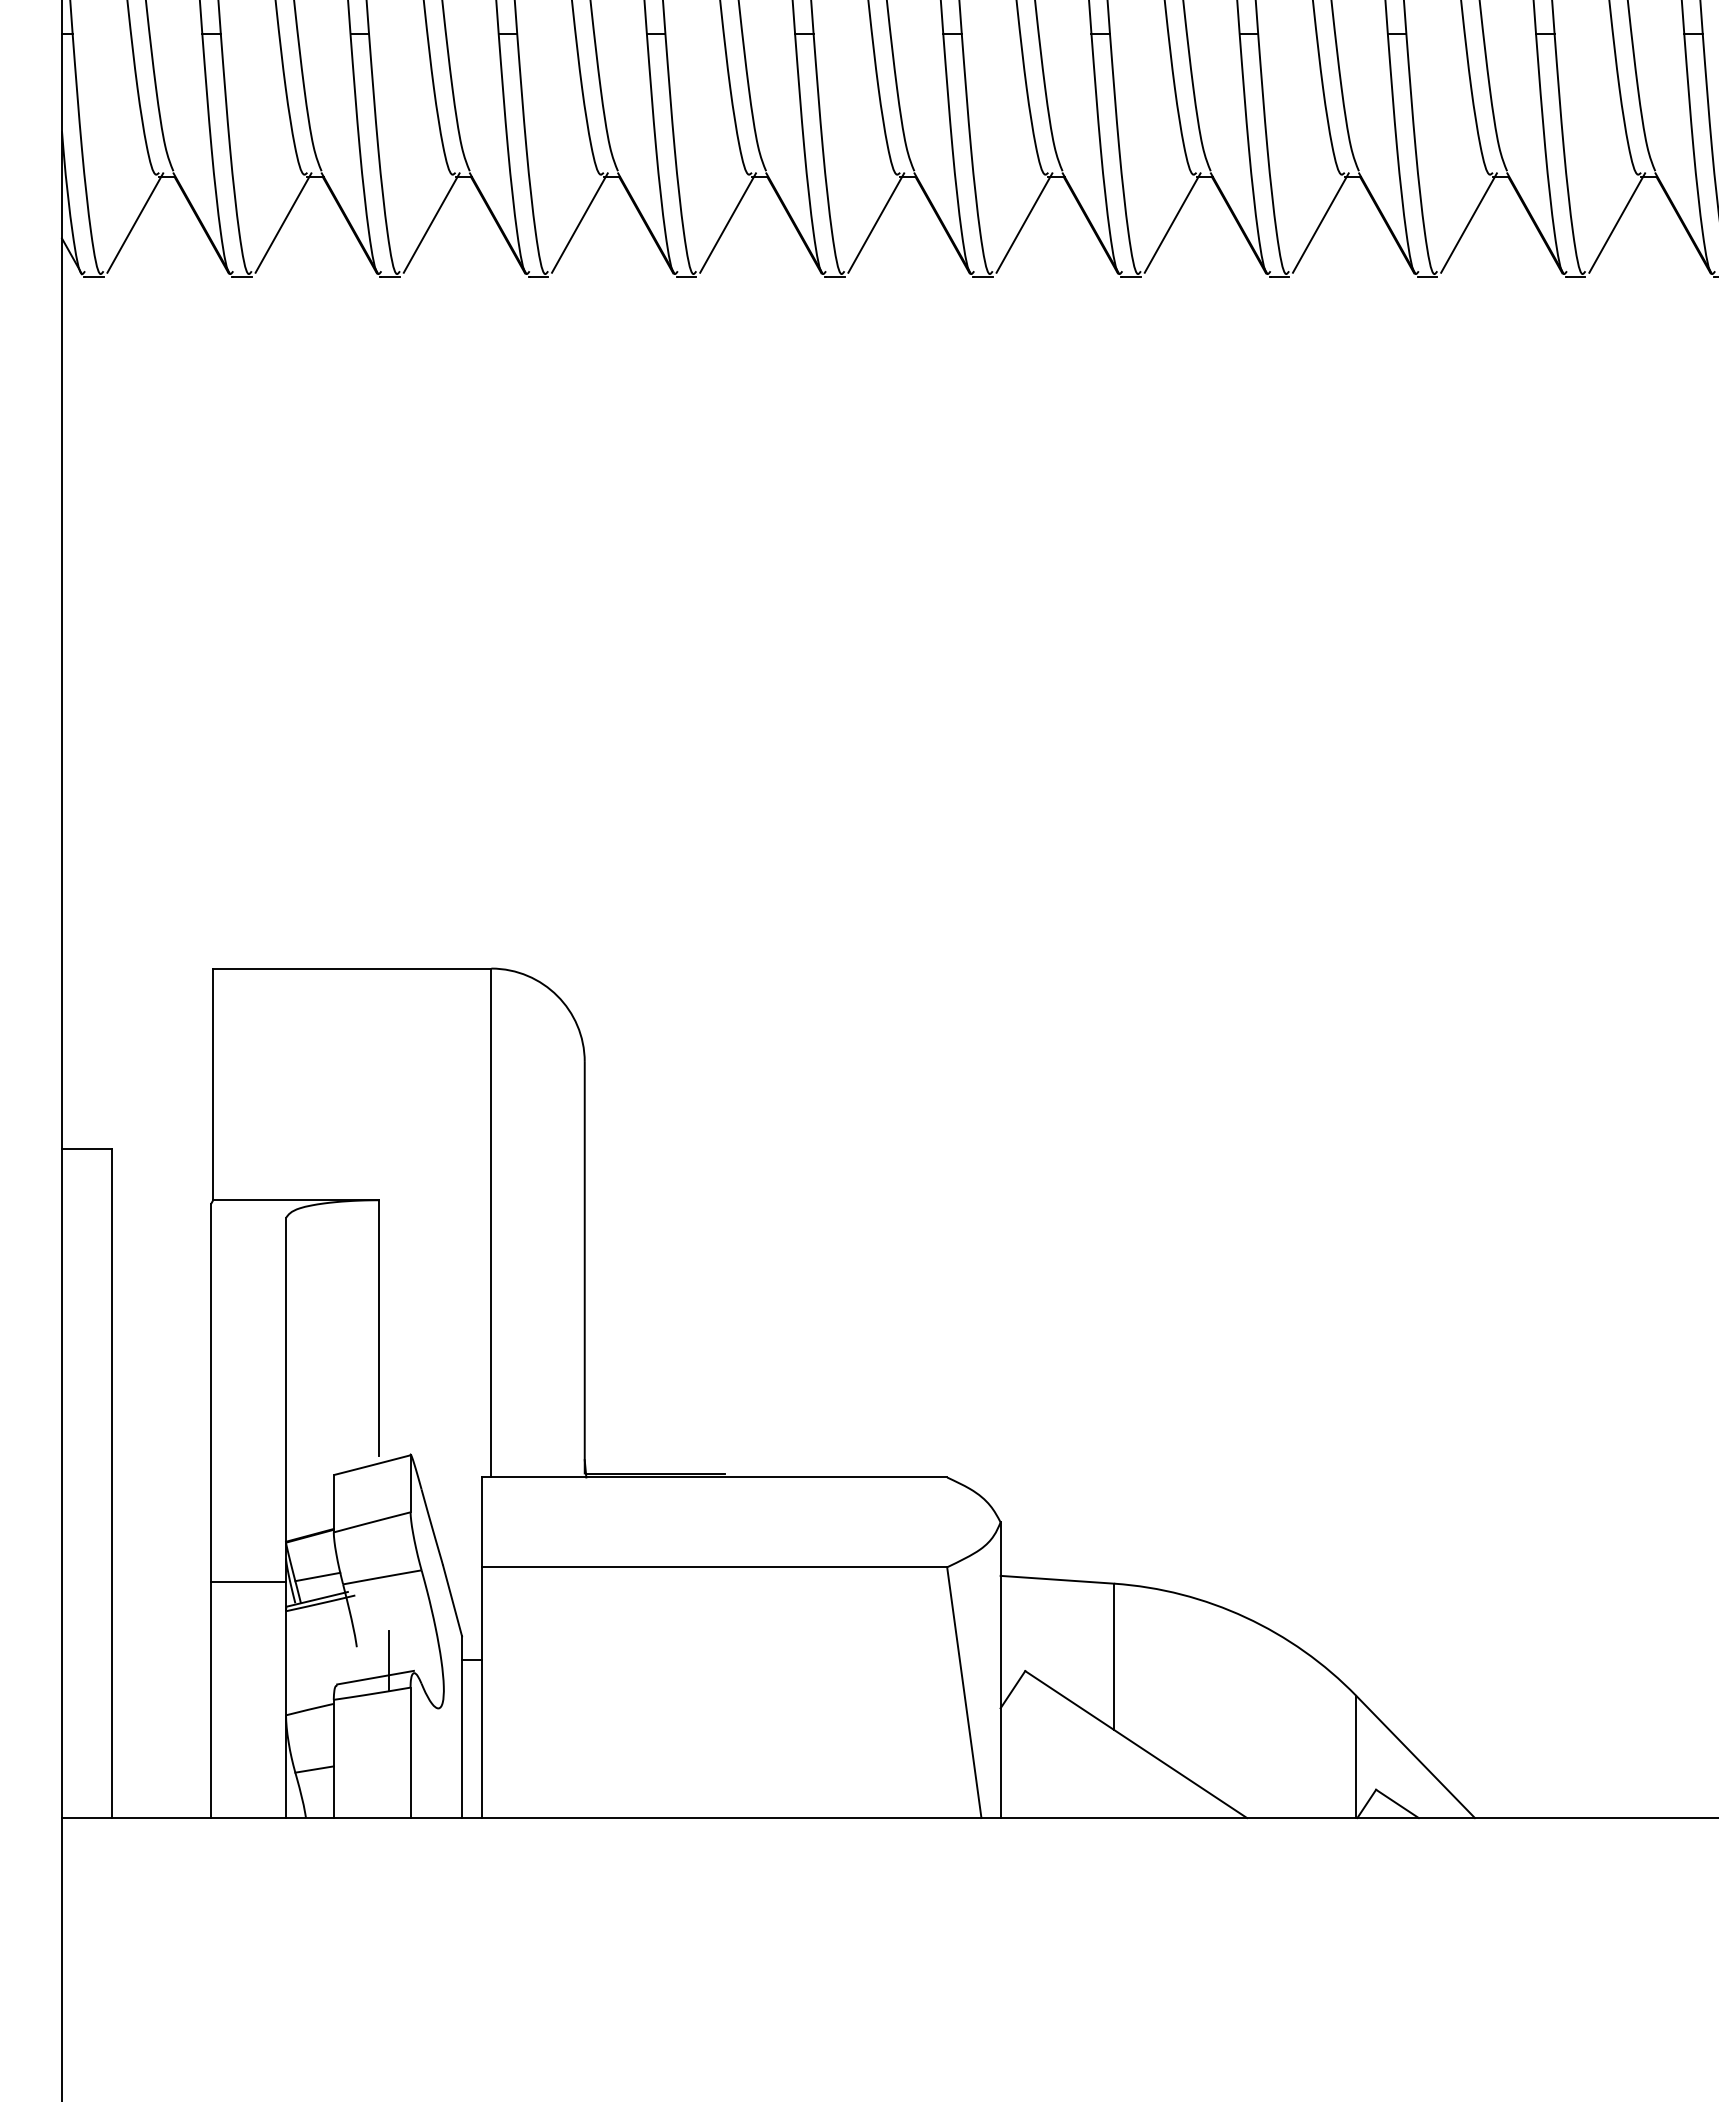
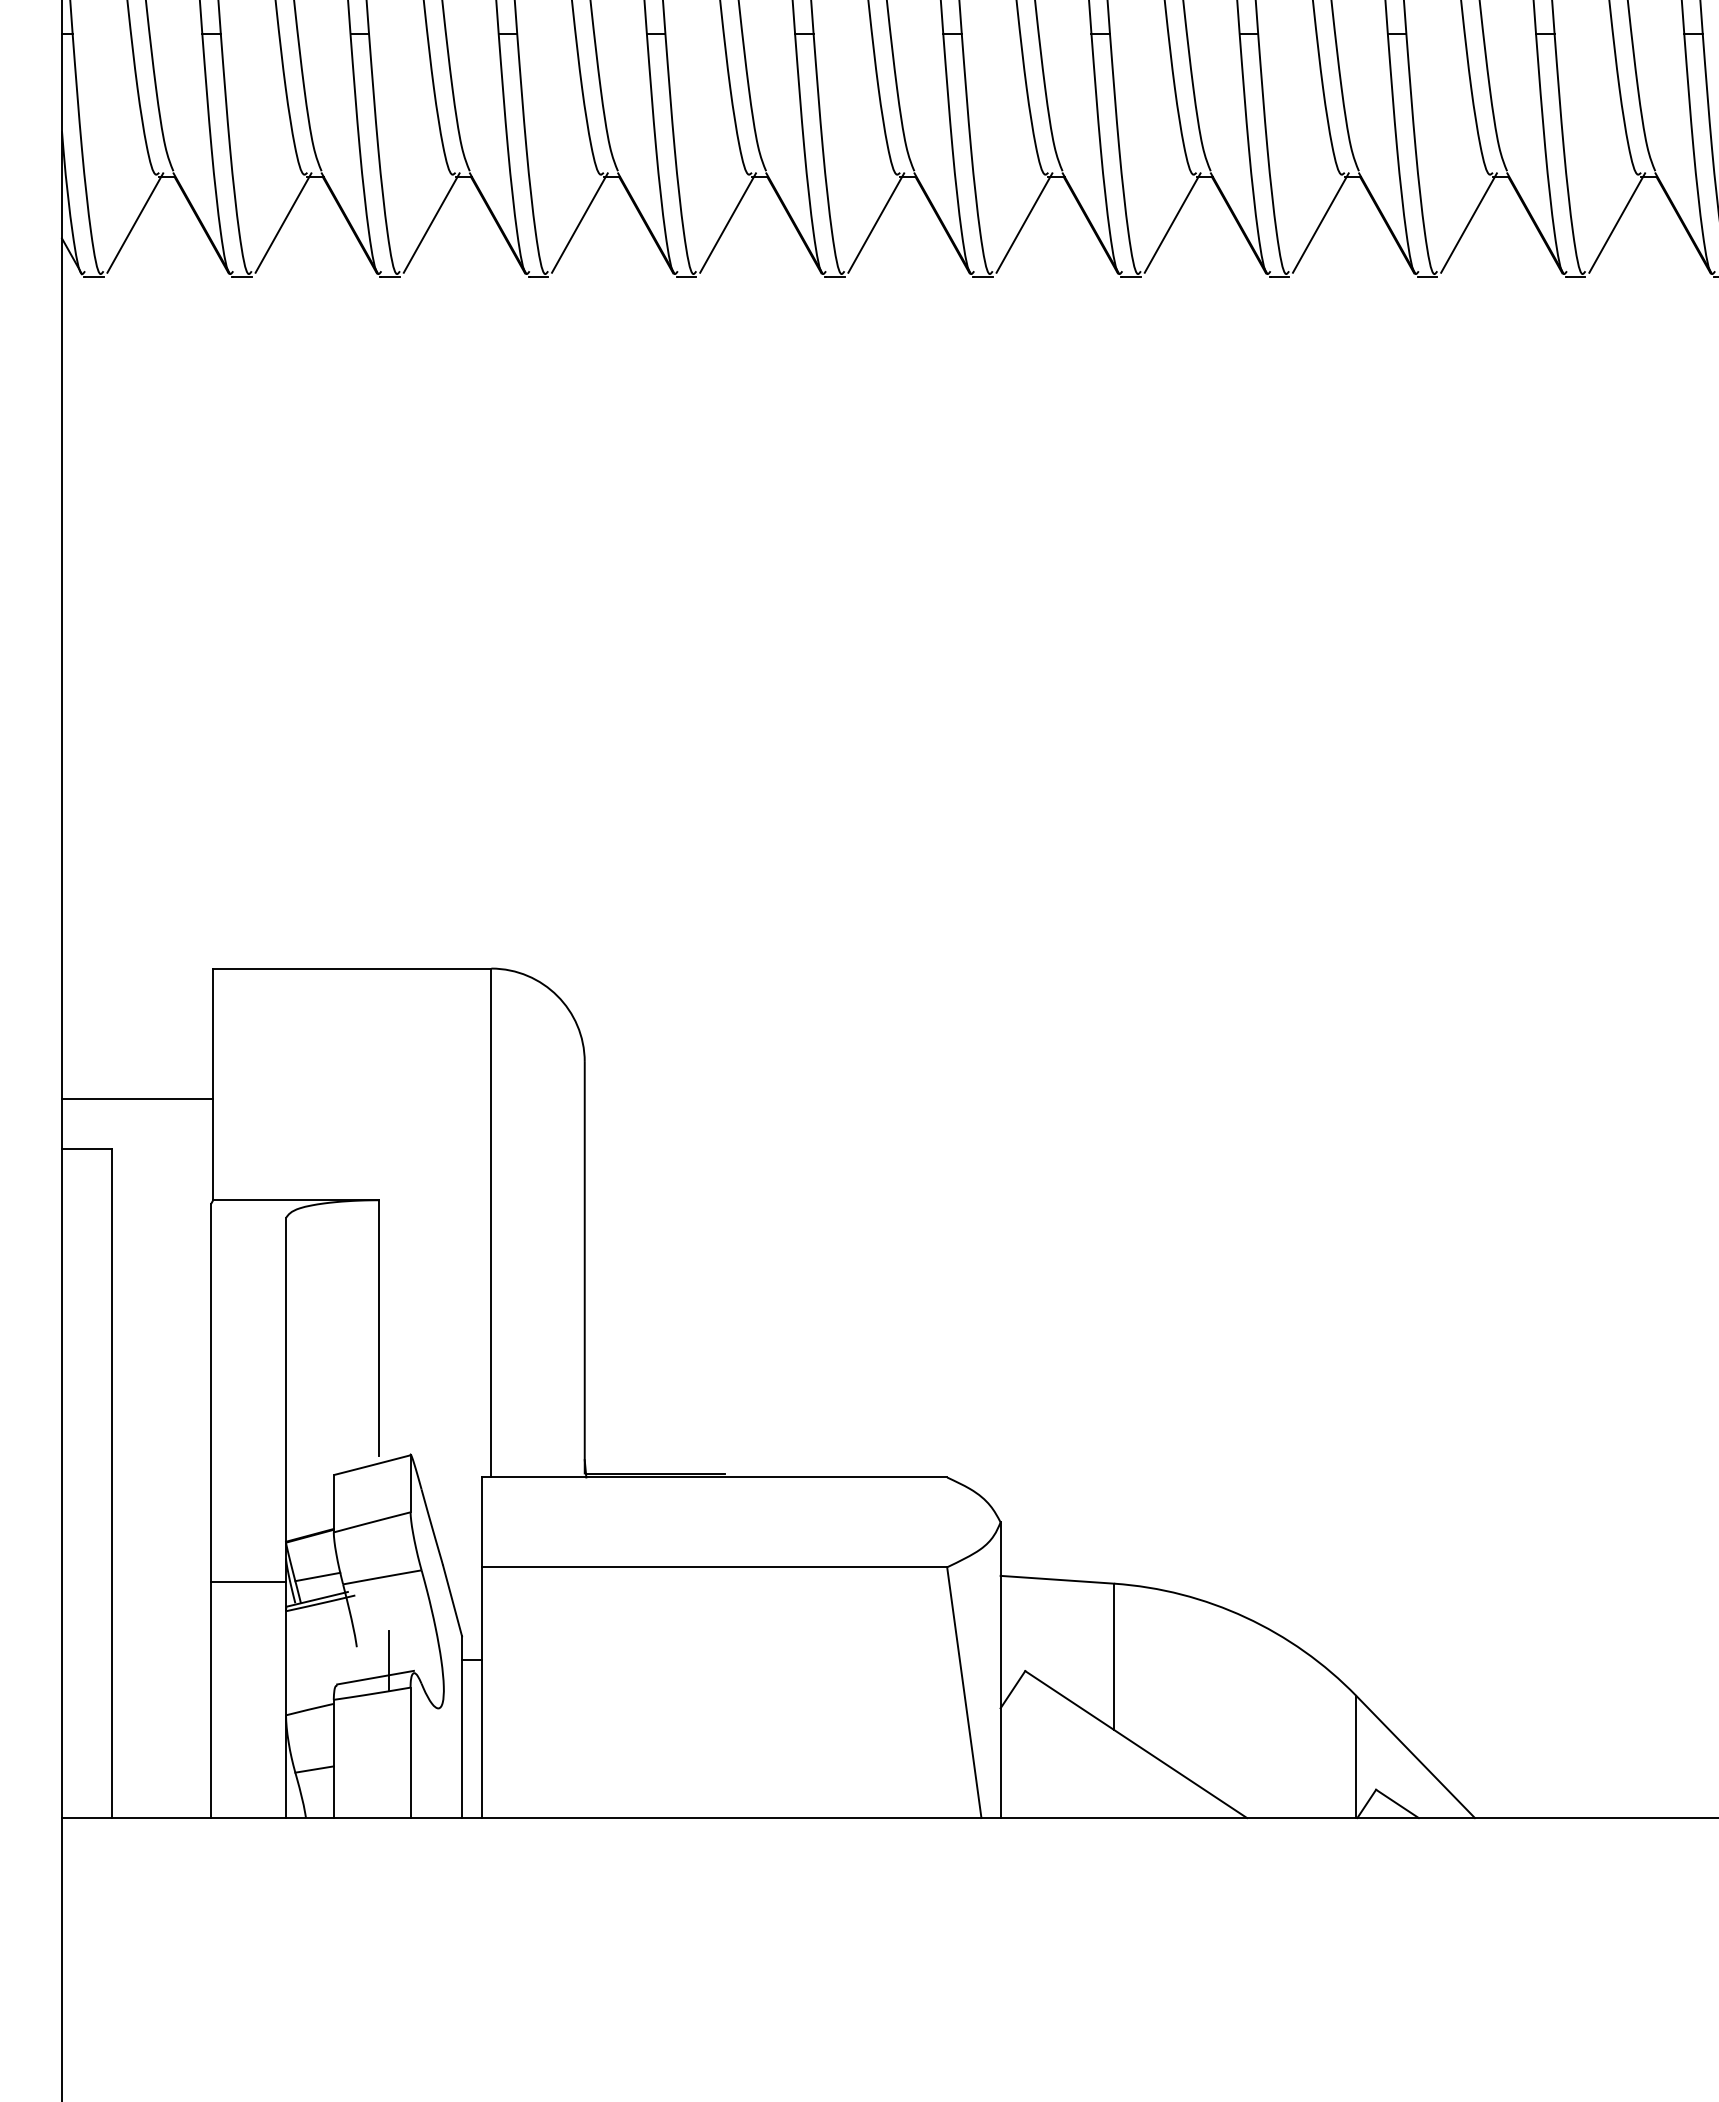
line: none -> present (137, 1099)
